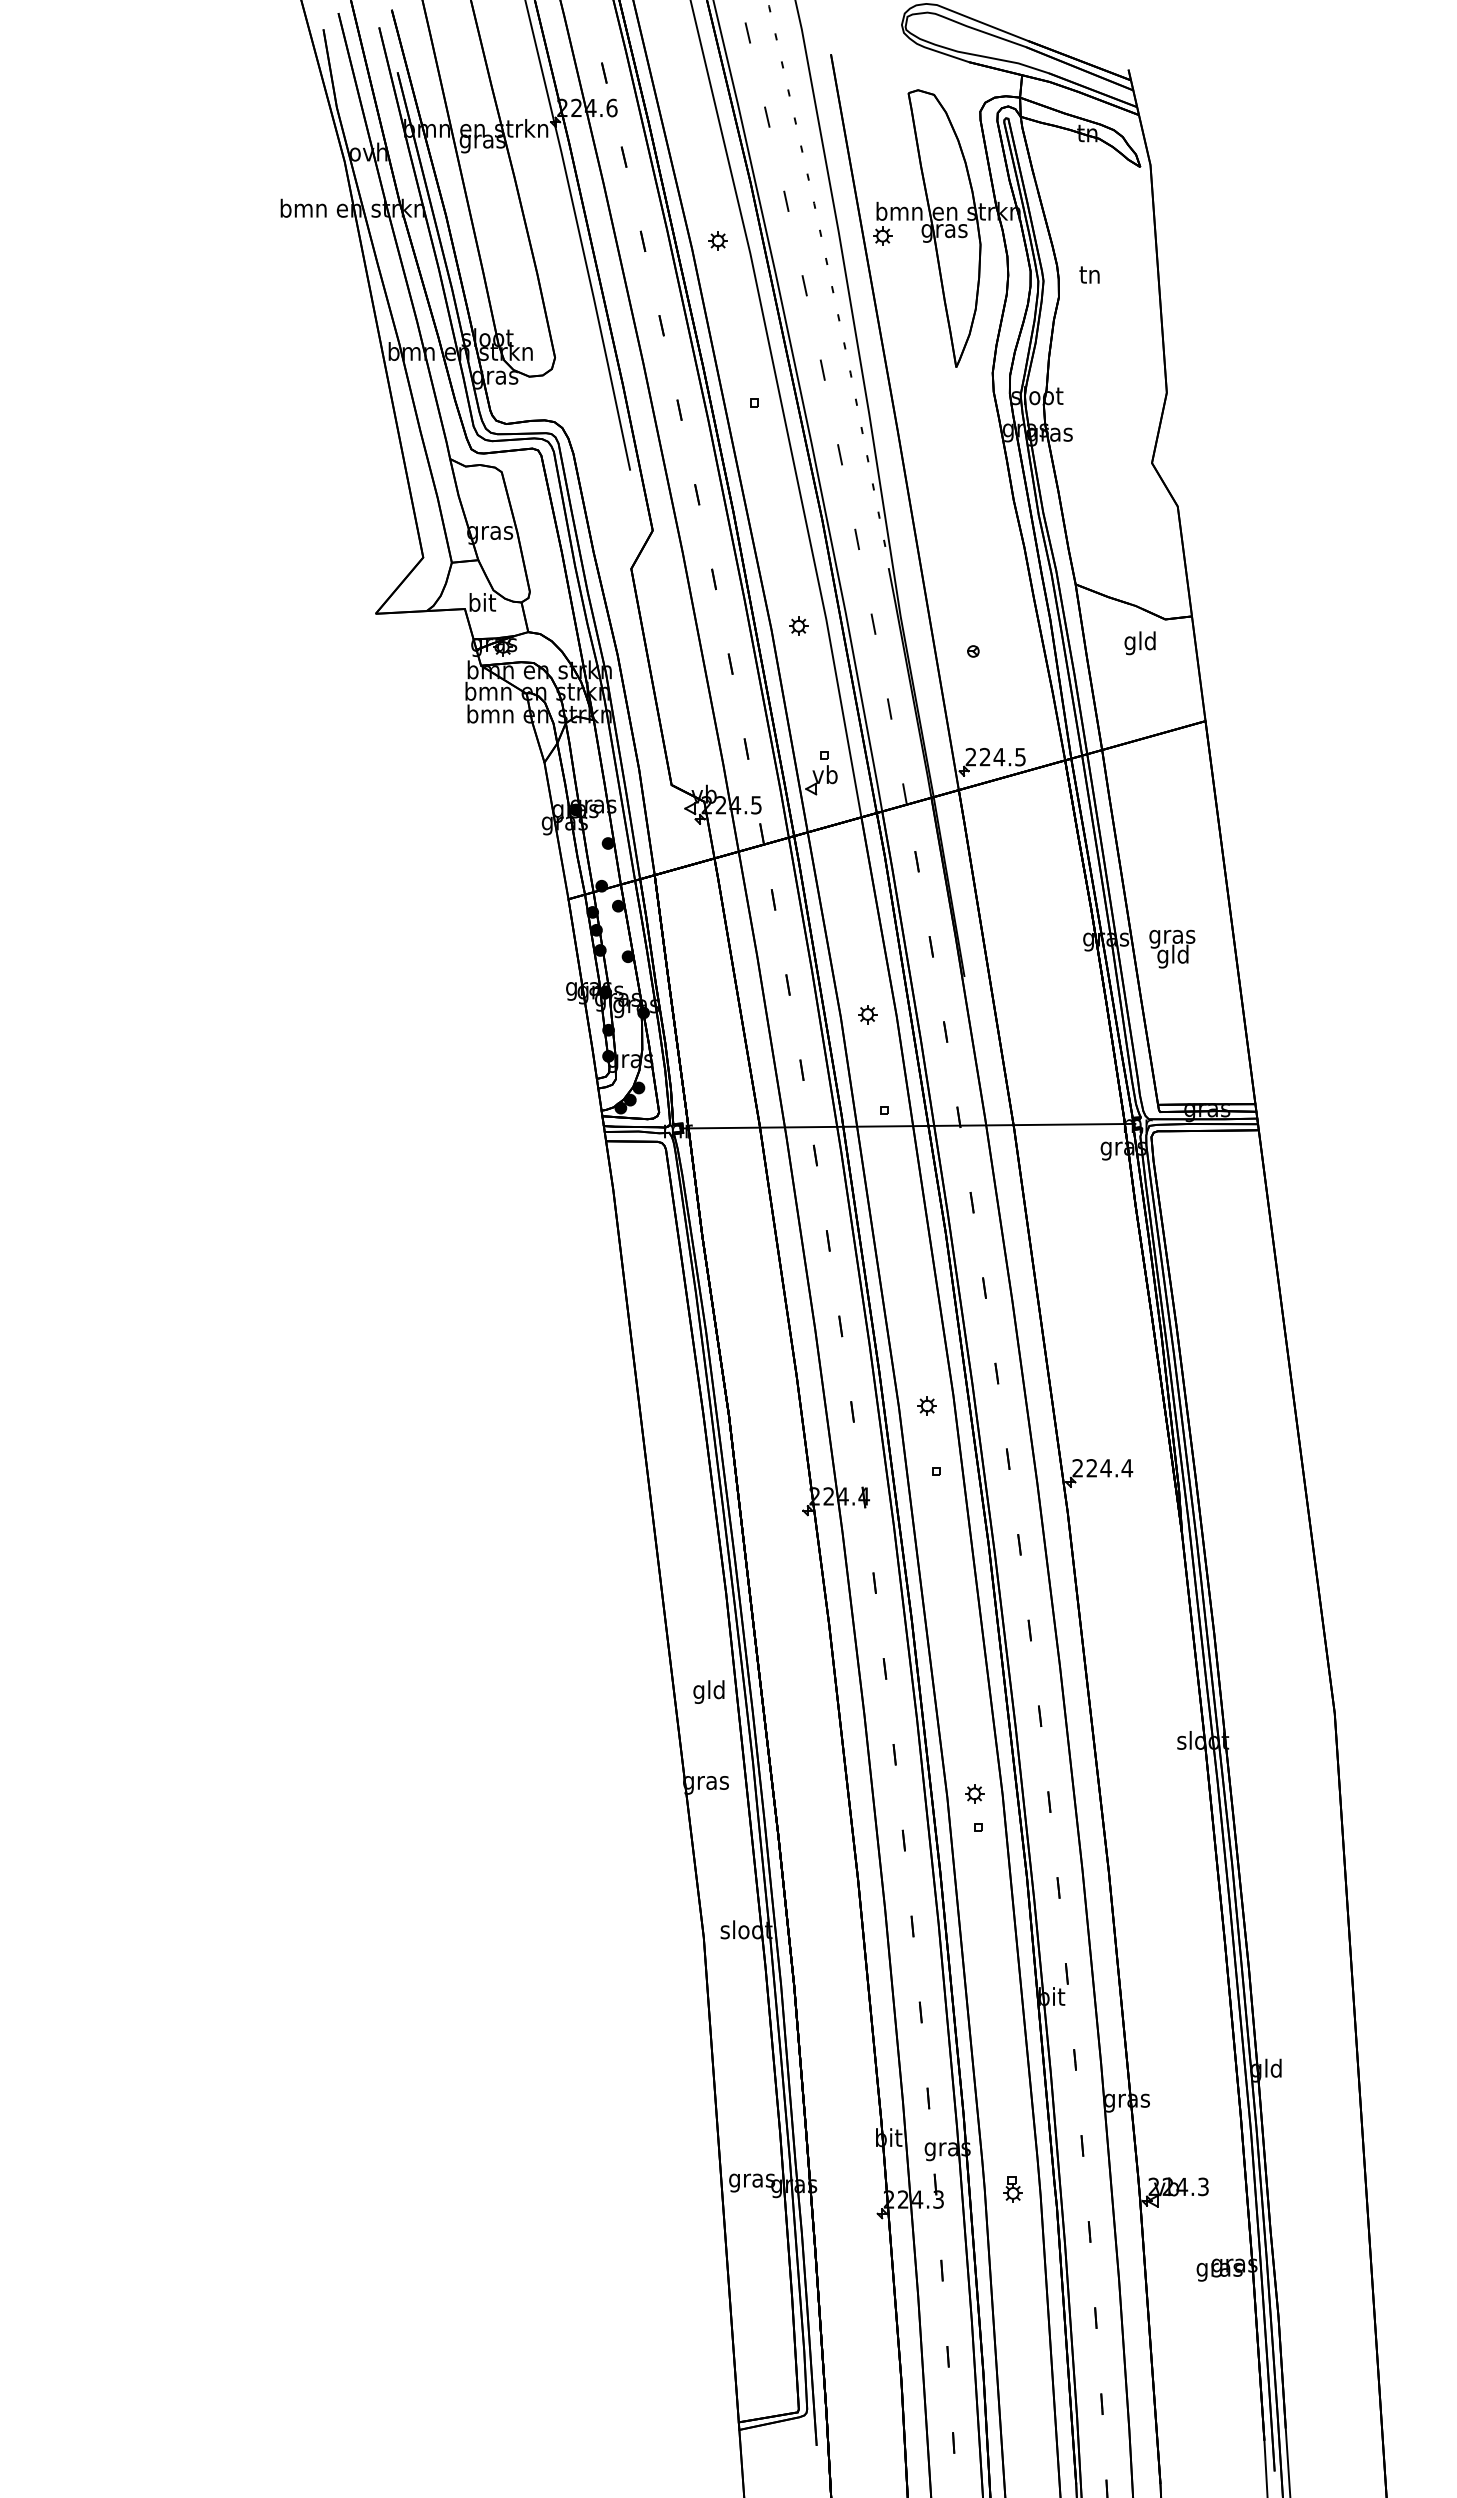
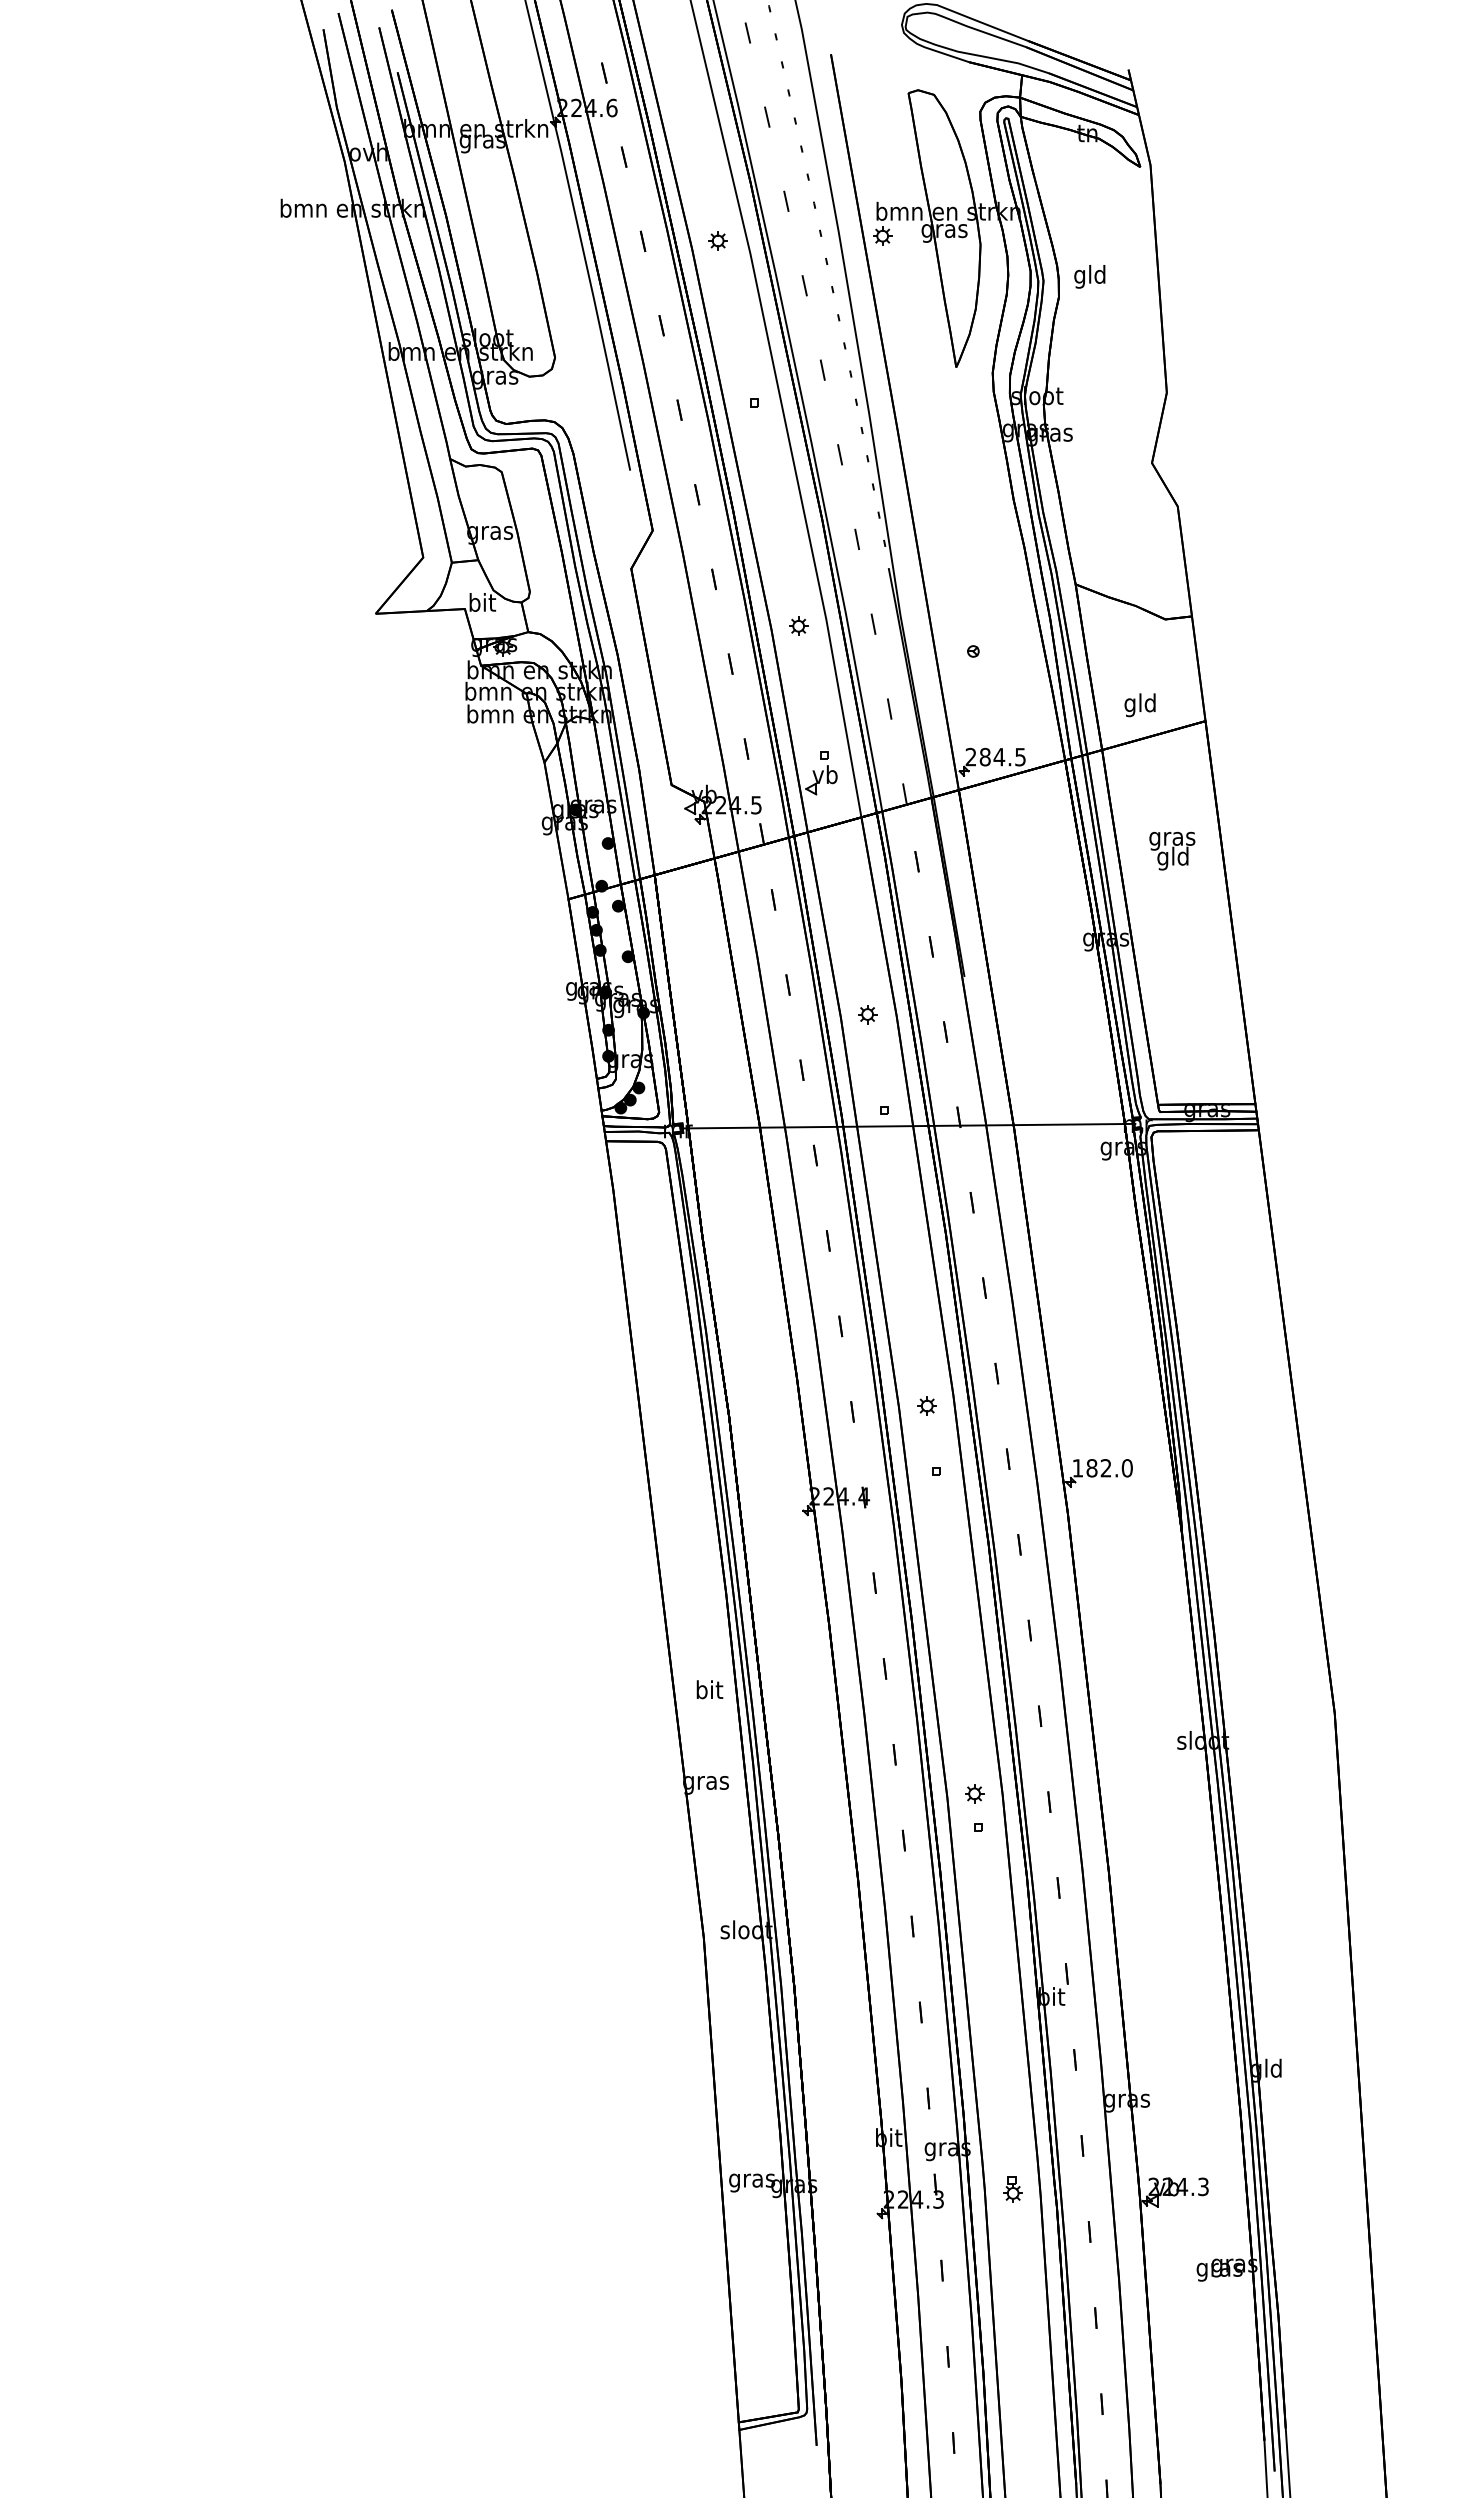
text: tn -> gld (1089, 276)
text position: (1139, 643) -> (1139, 705) (1139, 705)
text: 224.5 -> 284.5 (984, 757)
text position: (1172, 948) -> (1172, 850) (1172, 850)
text: 224.4 -> 182.0 (1102, 1468)
text: gld -> bit (708, 1691)
